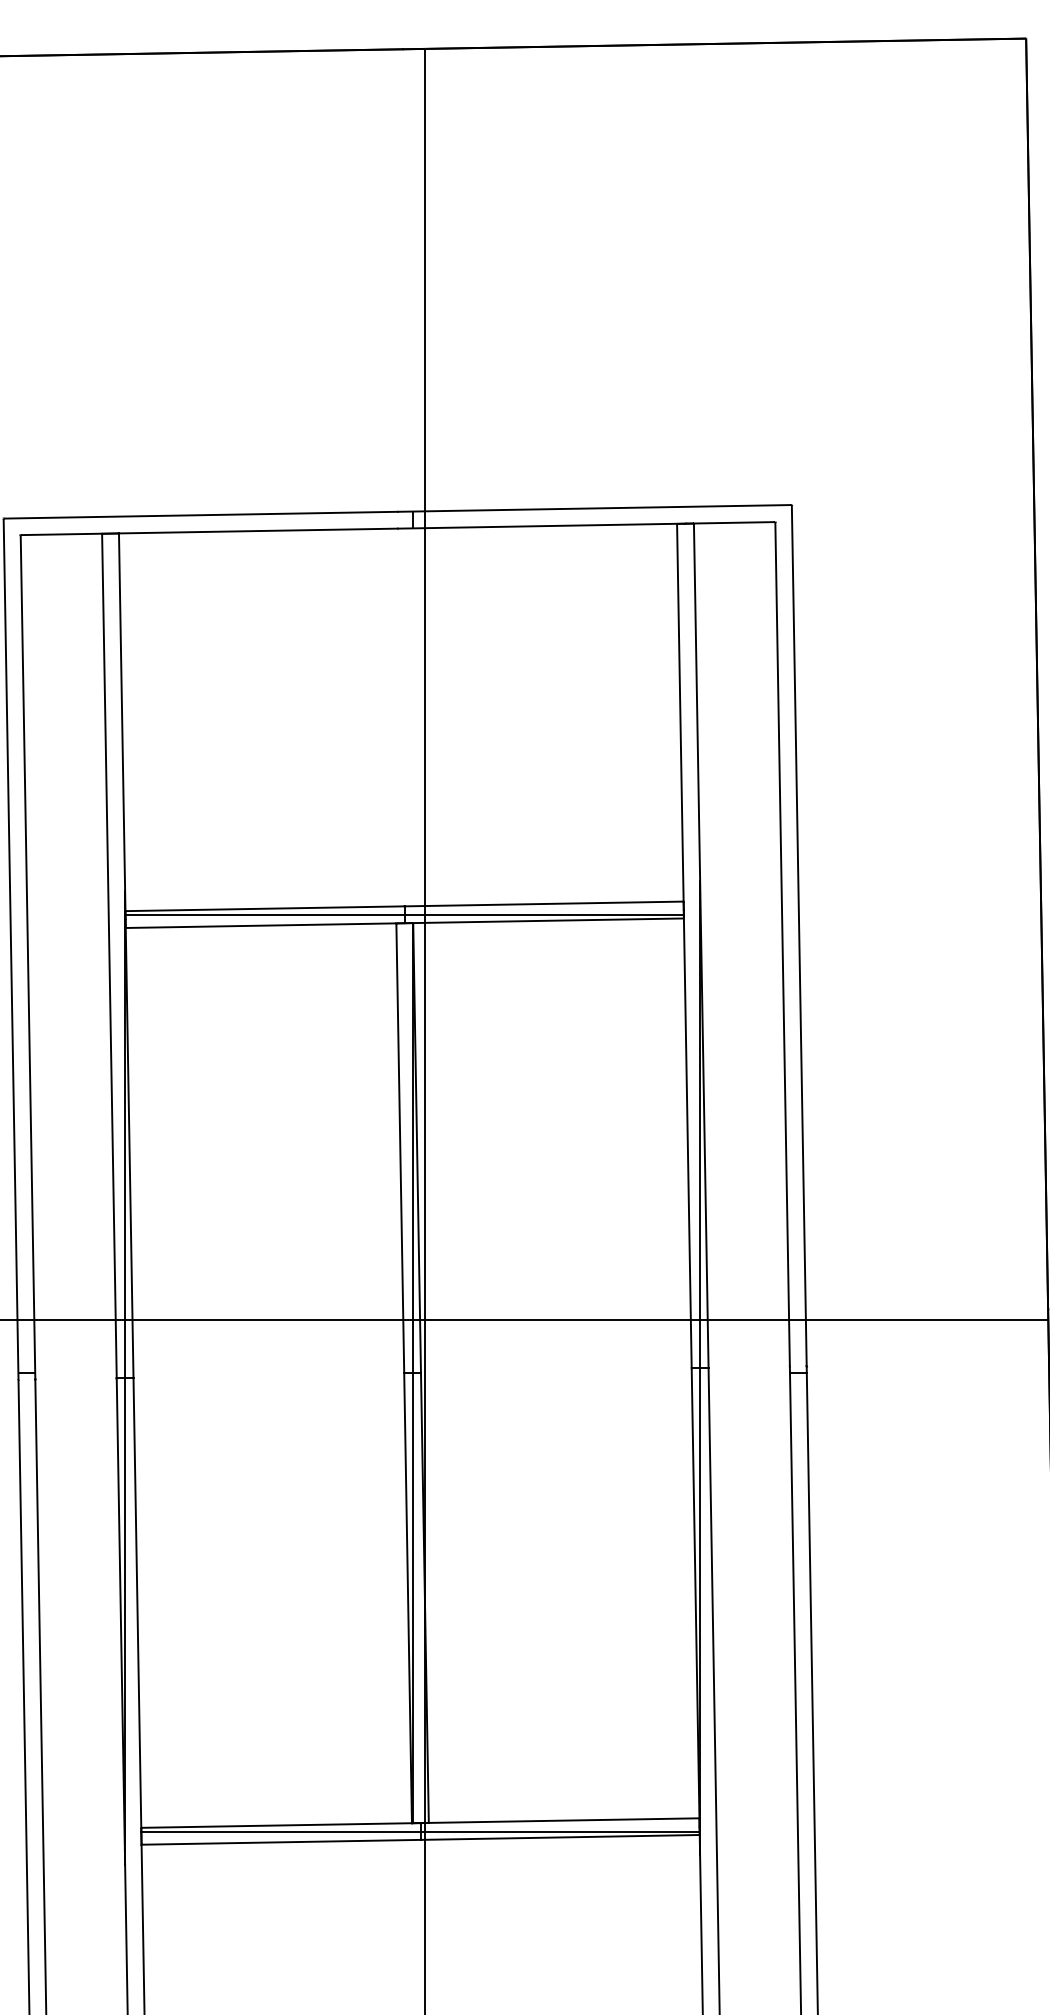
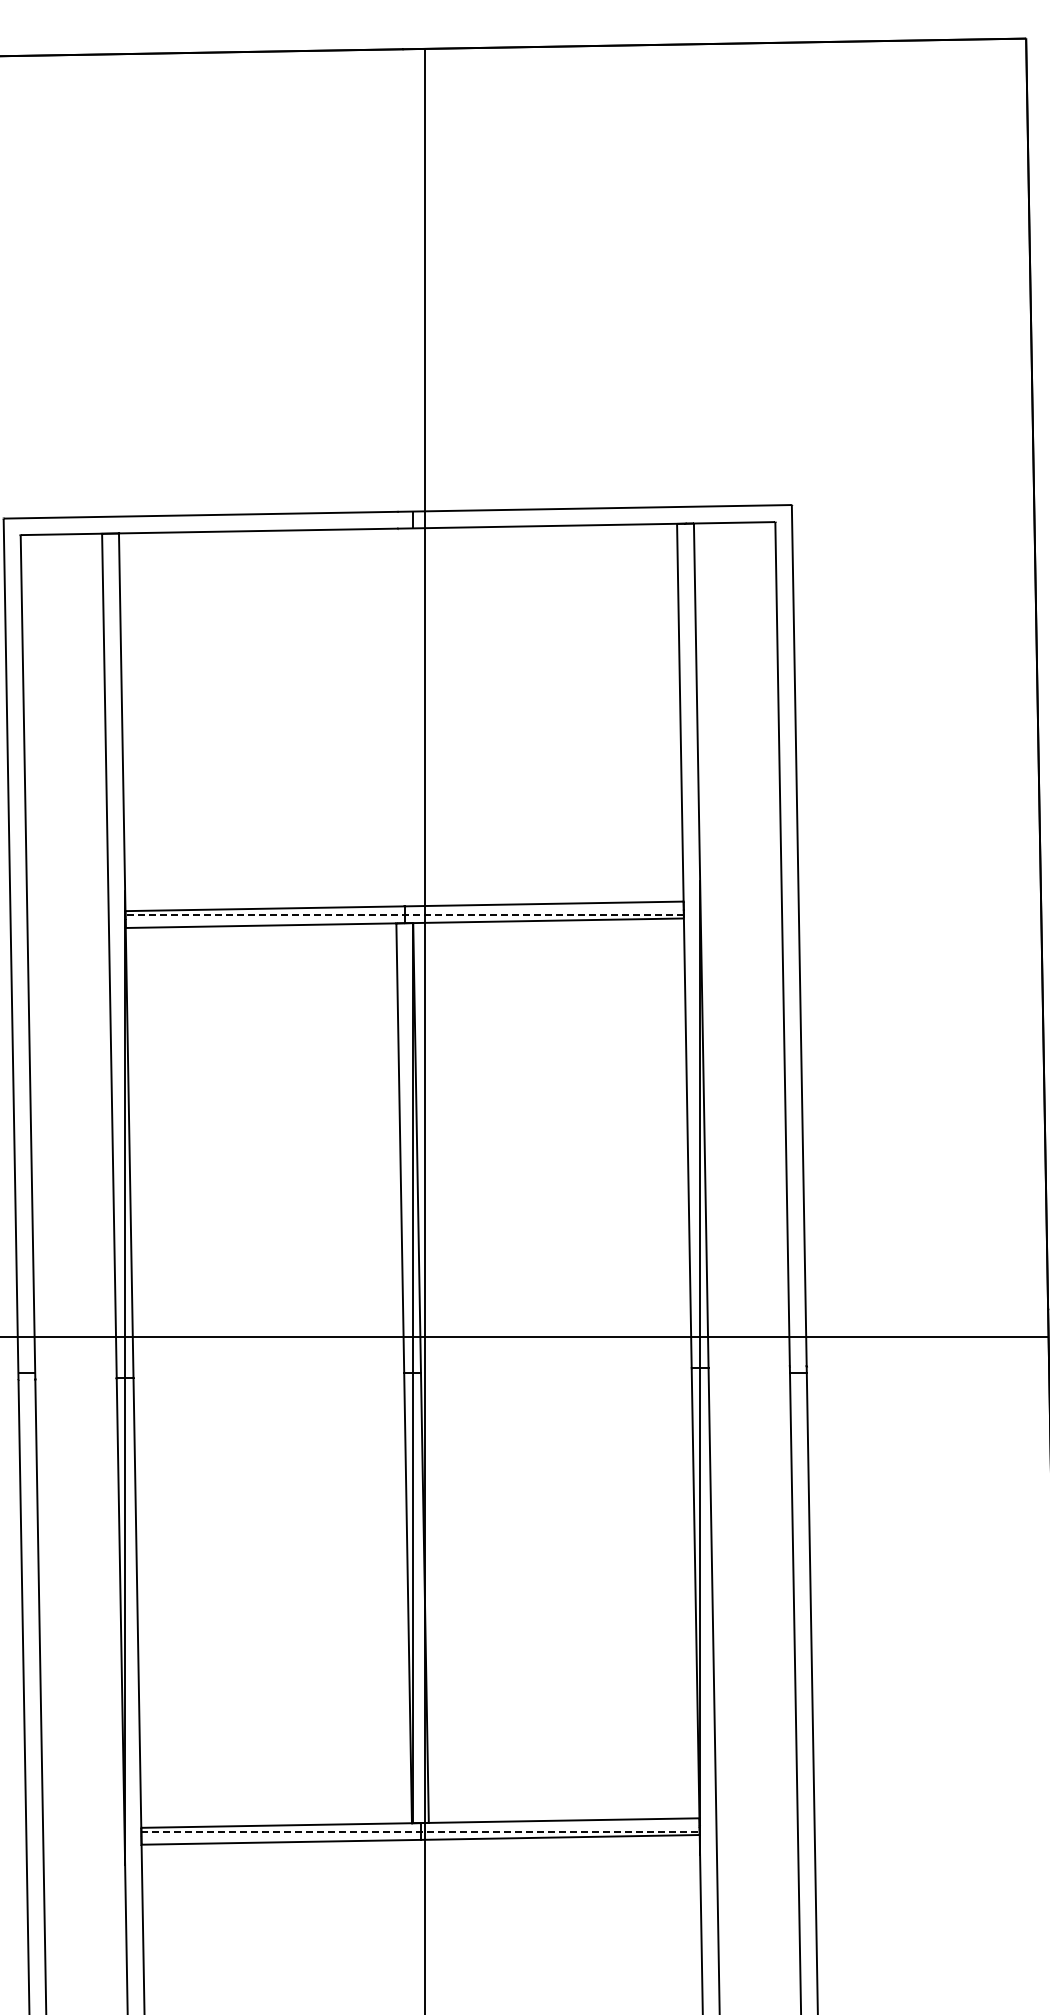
line: solid -> dashed (404, 914)
line position: (524, 1319) -> (524, 1336) (524, 1336)
line: solid -> dashed (421, 1831)
